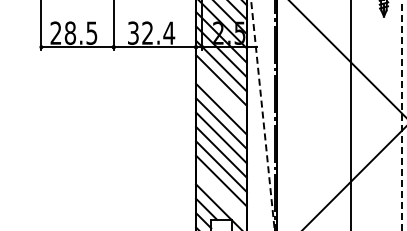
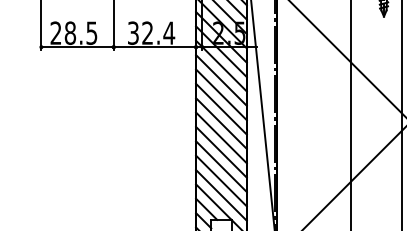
line: none -> present (221, 94)
line: dashed -> solid (262, 115)
line: dashed -> solid (401, 115)
line: none -> present (221, 195)
